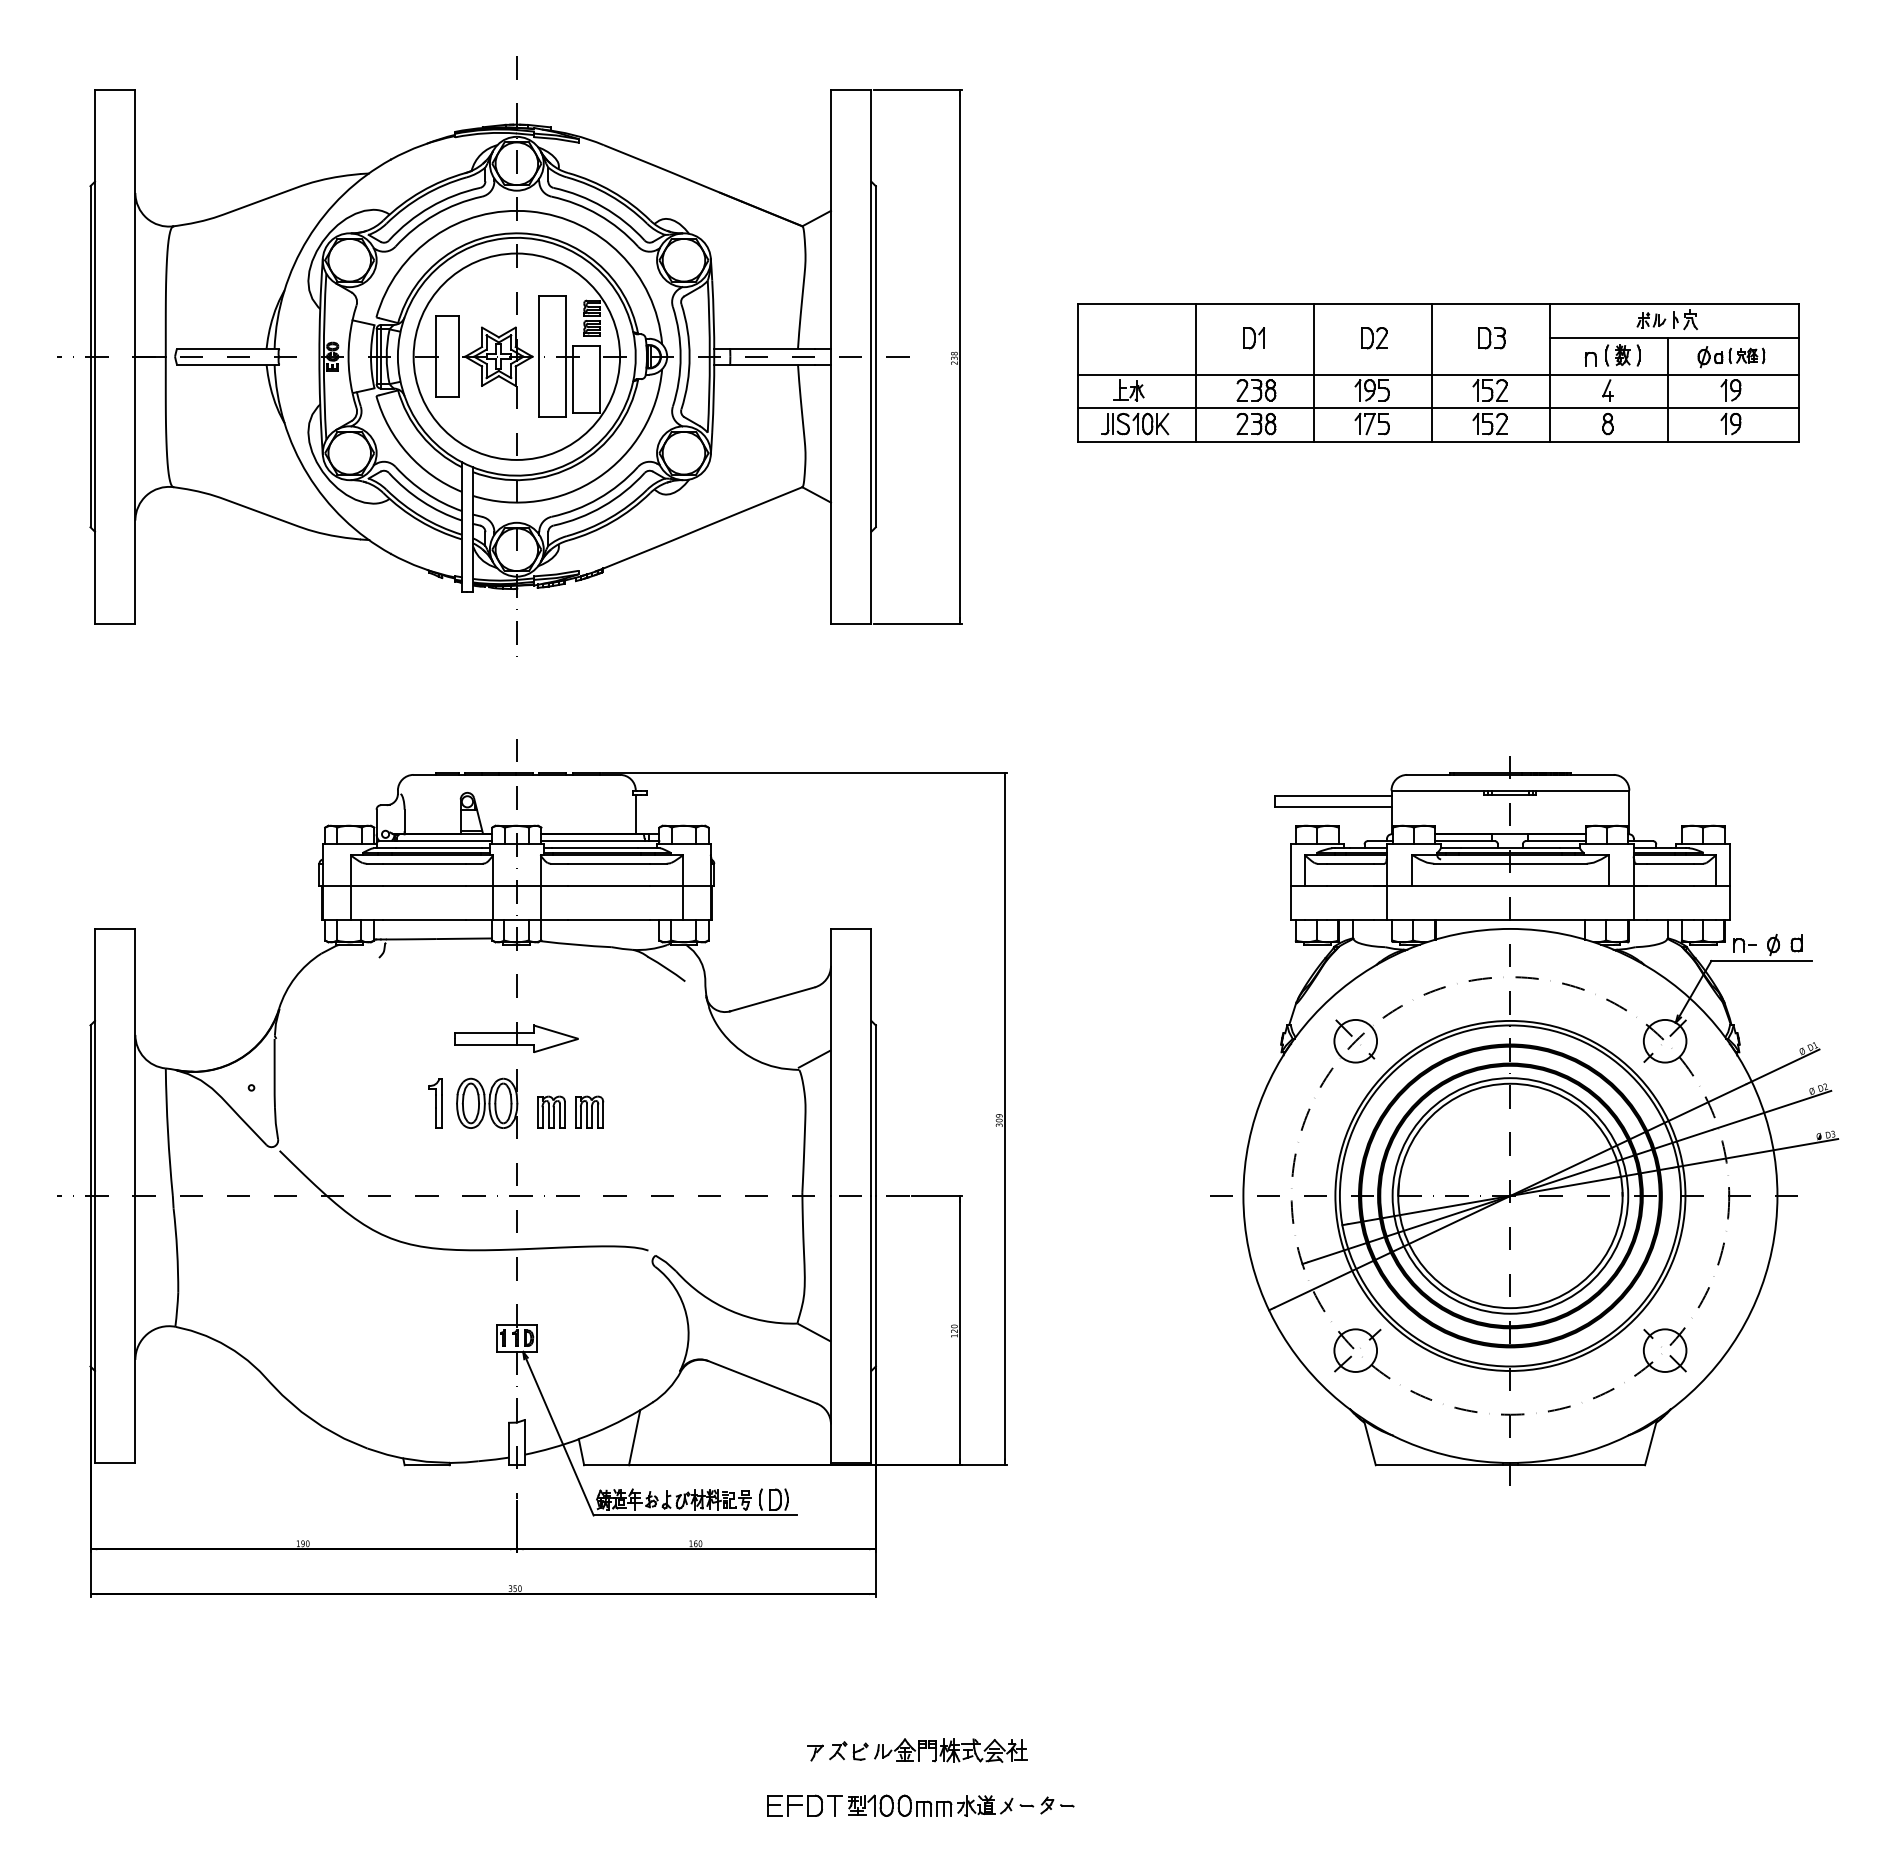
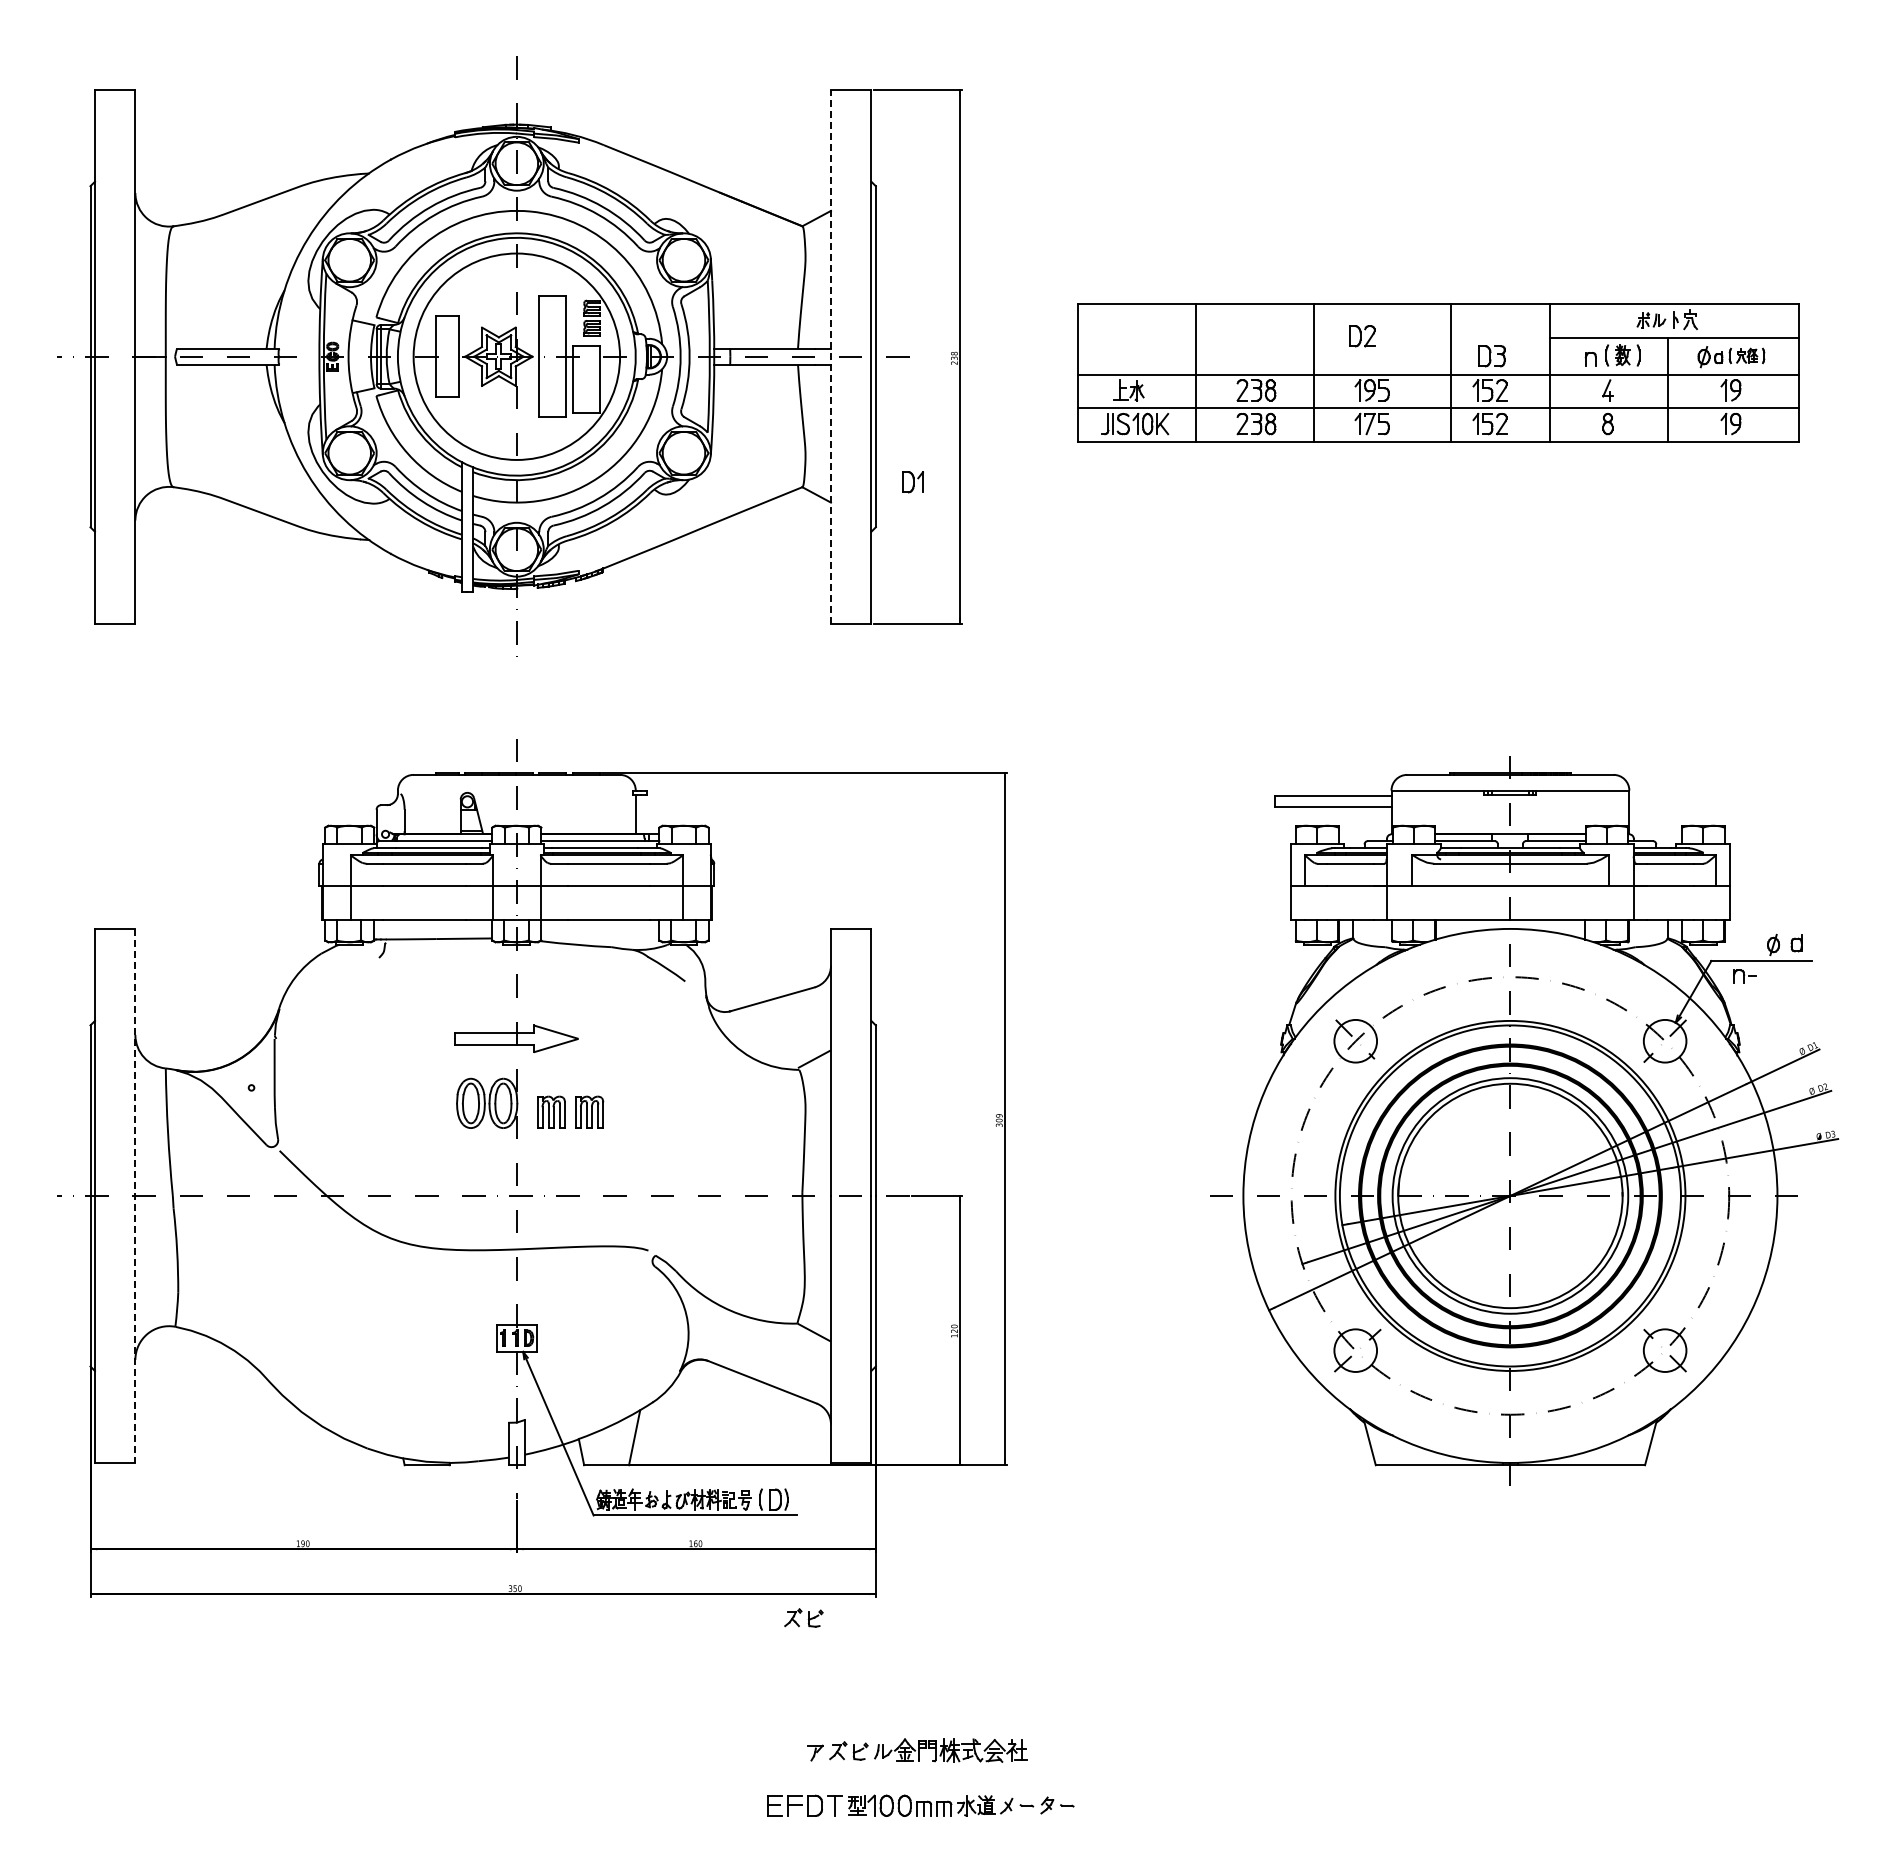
part position: (1253, 338) -> (912, 482) (912, 482)
part position: (1374, 338) -> (1362, 336) (1362, 336)
part position: (1491, 338) -> (1491, 356) (1491, 356)
line: solid -> dashed (830, 356)
line position: (1432, 372) -> (1451, 372) (1451, 372)
part position: (1744, 945) -> (1744, 976) (1744, 976)
part: present -> none (435, 1103)
line: solid -> dashed (135, 1196)
part: none -> present (803, 1617)
